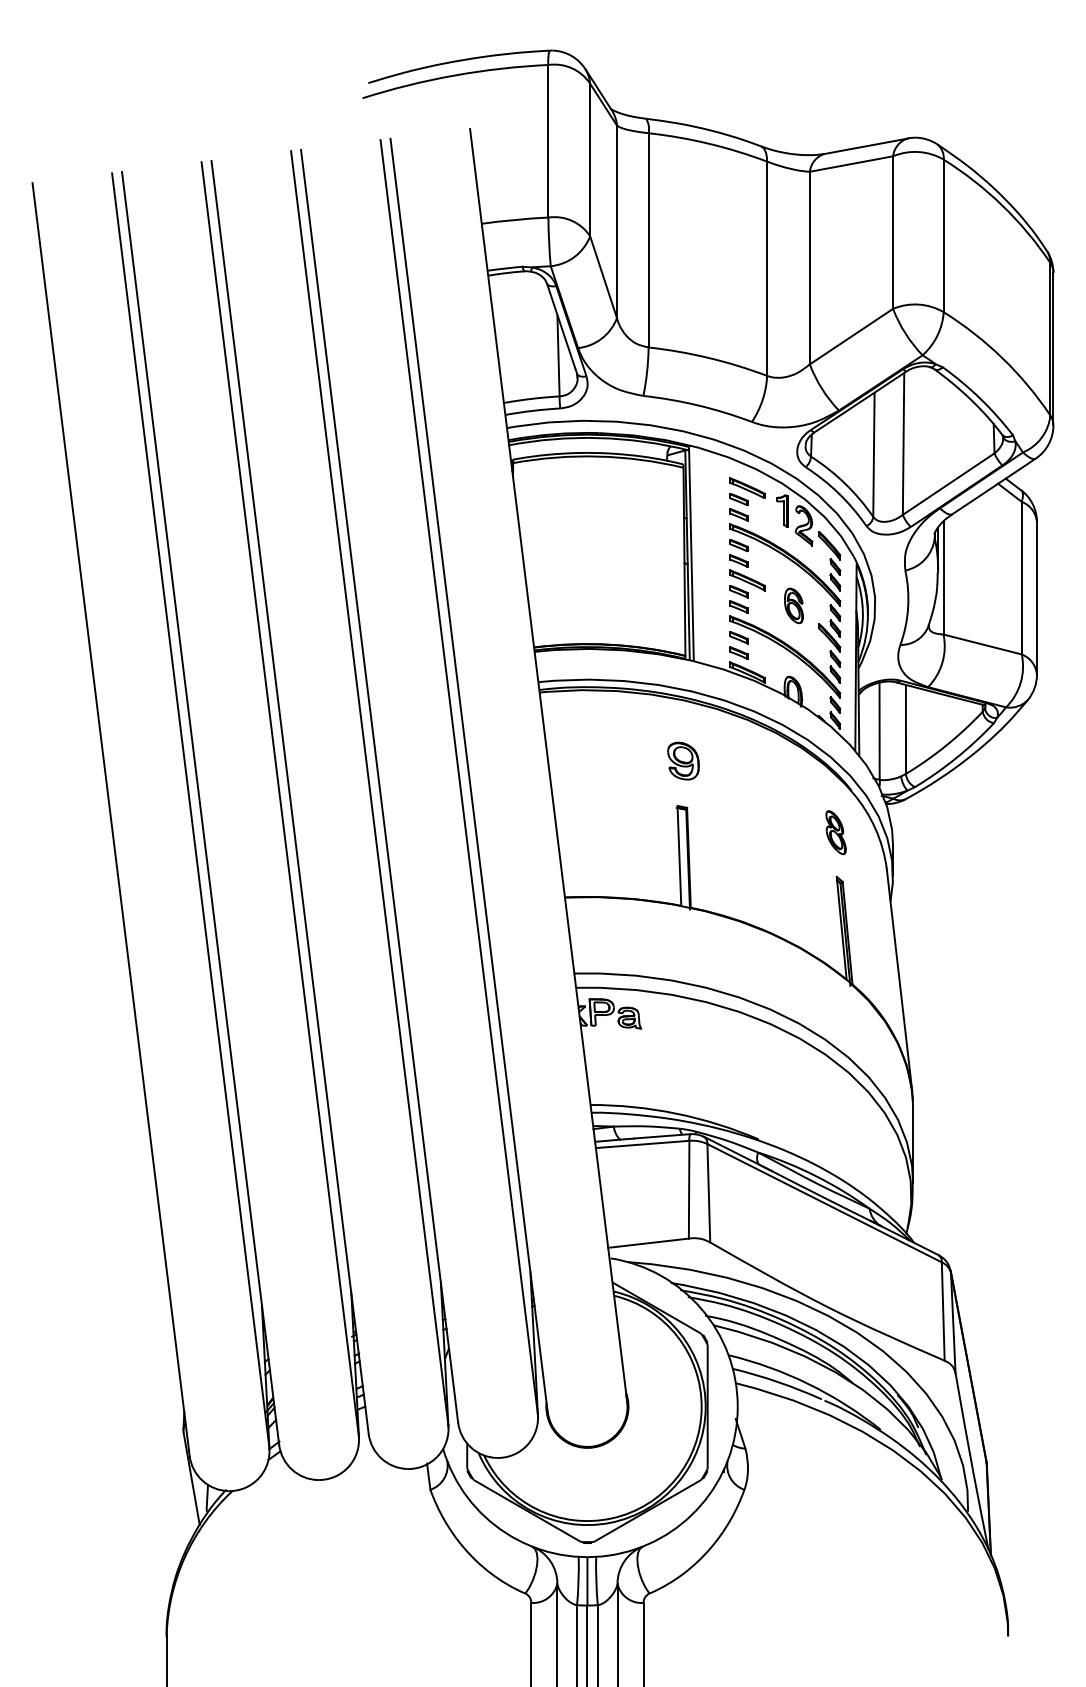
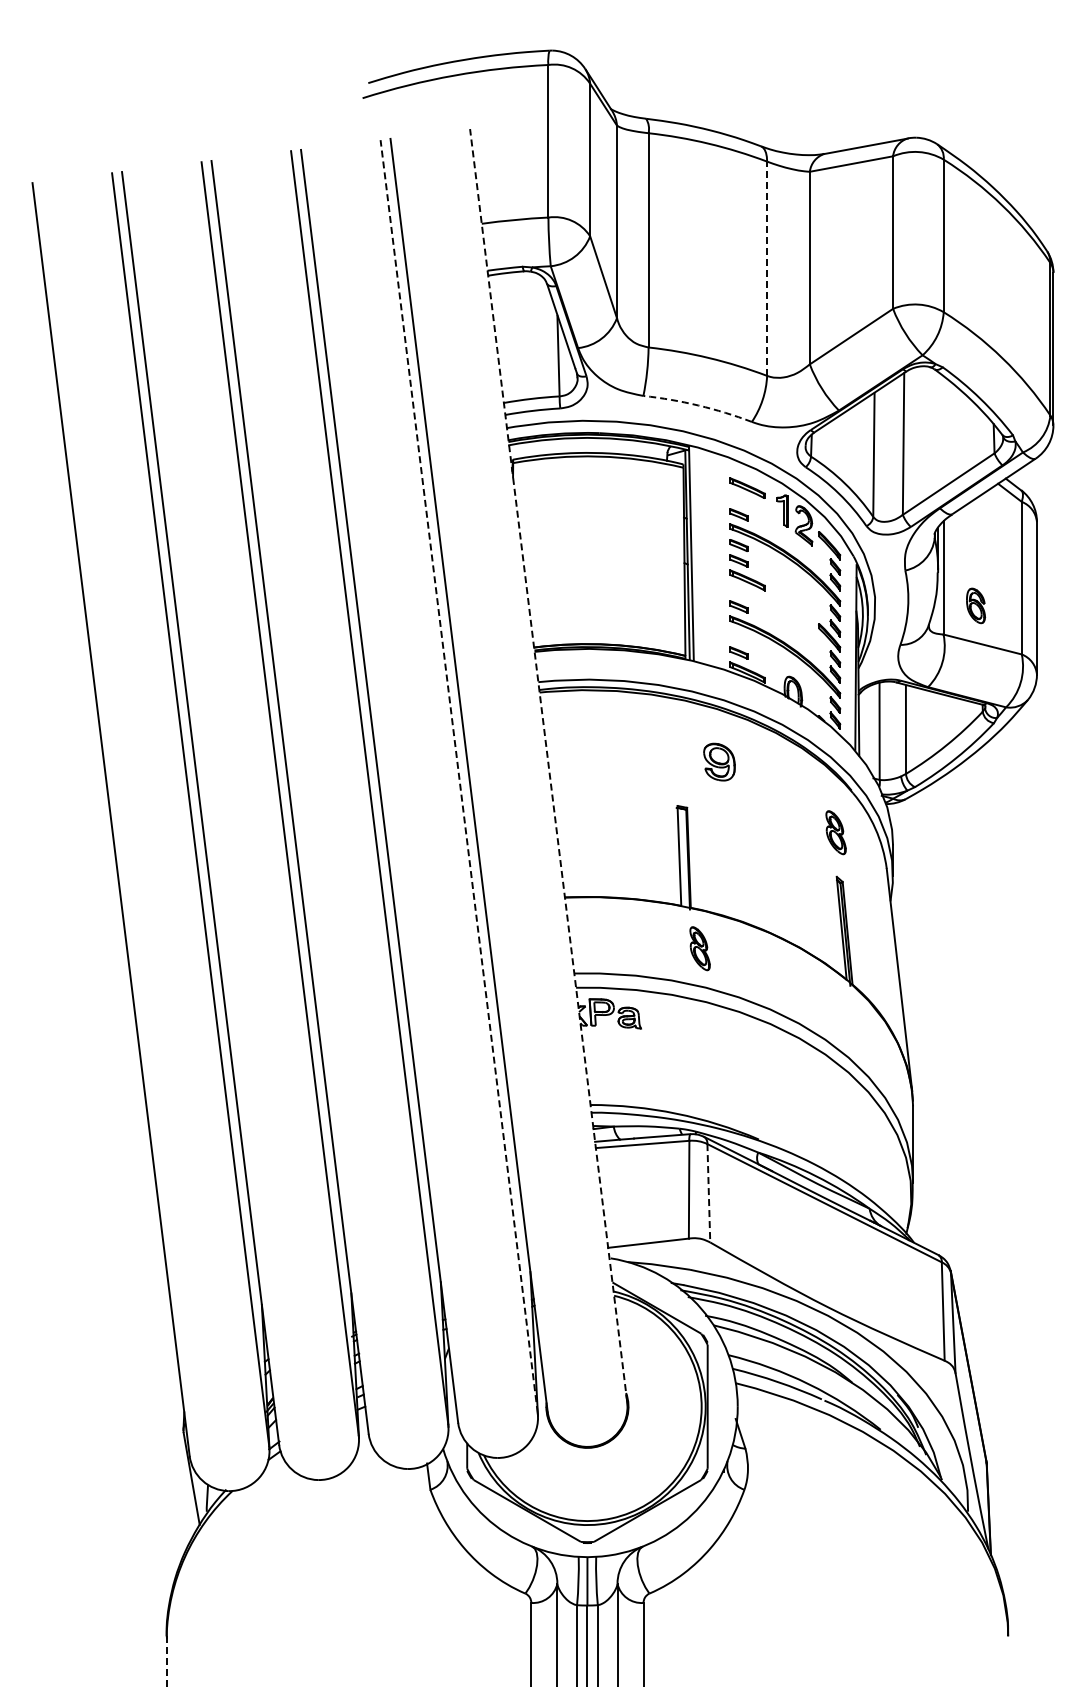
line: solid -> dashed (767, 268)
arc: solid -> dashed (698, 405)
part: present -> none (738, 499)
part: present -> none (738, 591)
part position: (794, 605) -> (976, 605) (976, 605)
part: present -> none (738, 637)
part position: (683, 760) -> (719, 761) (719, 761)
line: solid -> dashed (548, 765)
line: solid -> dashed (459, 776)
part: none -> present (699, 948)
line: solid -> dashed (708, 1193)
line: solid -> dashed (166, 1661)
